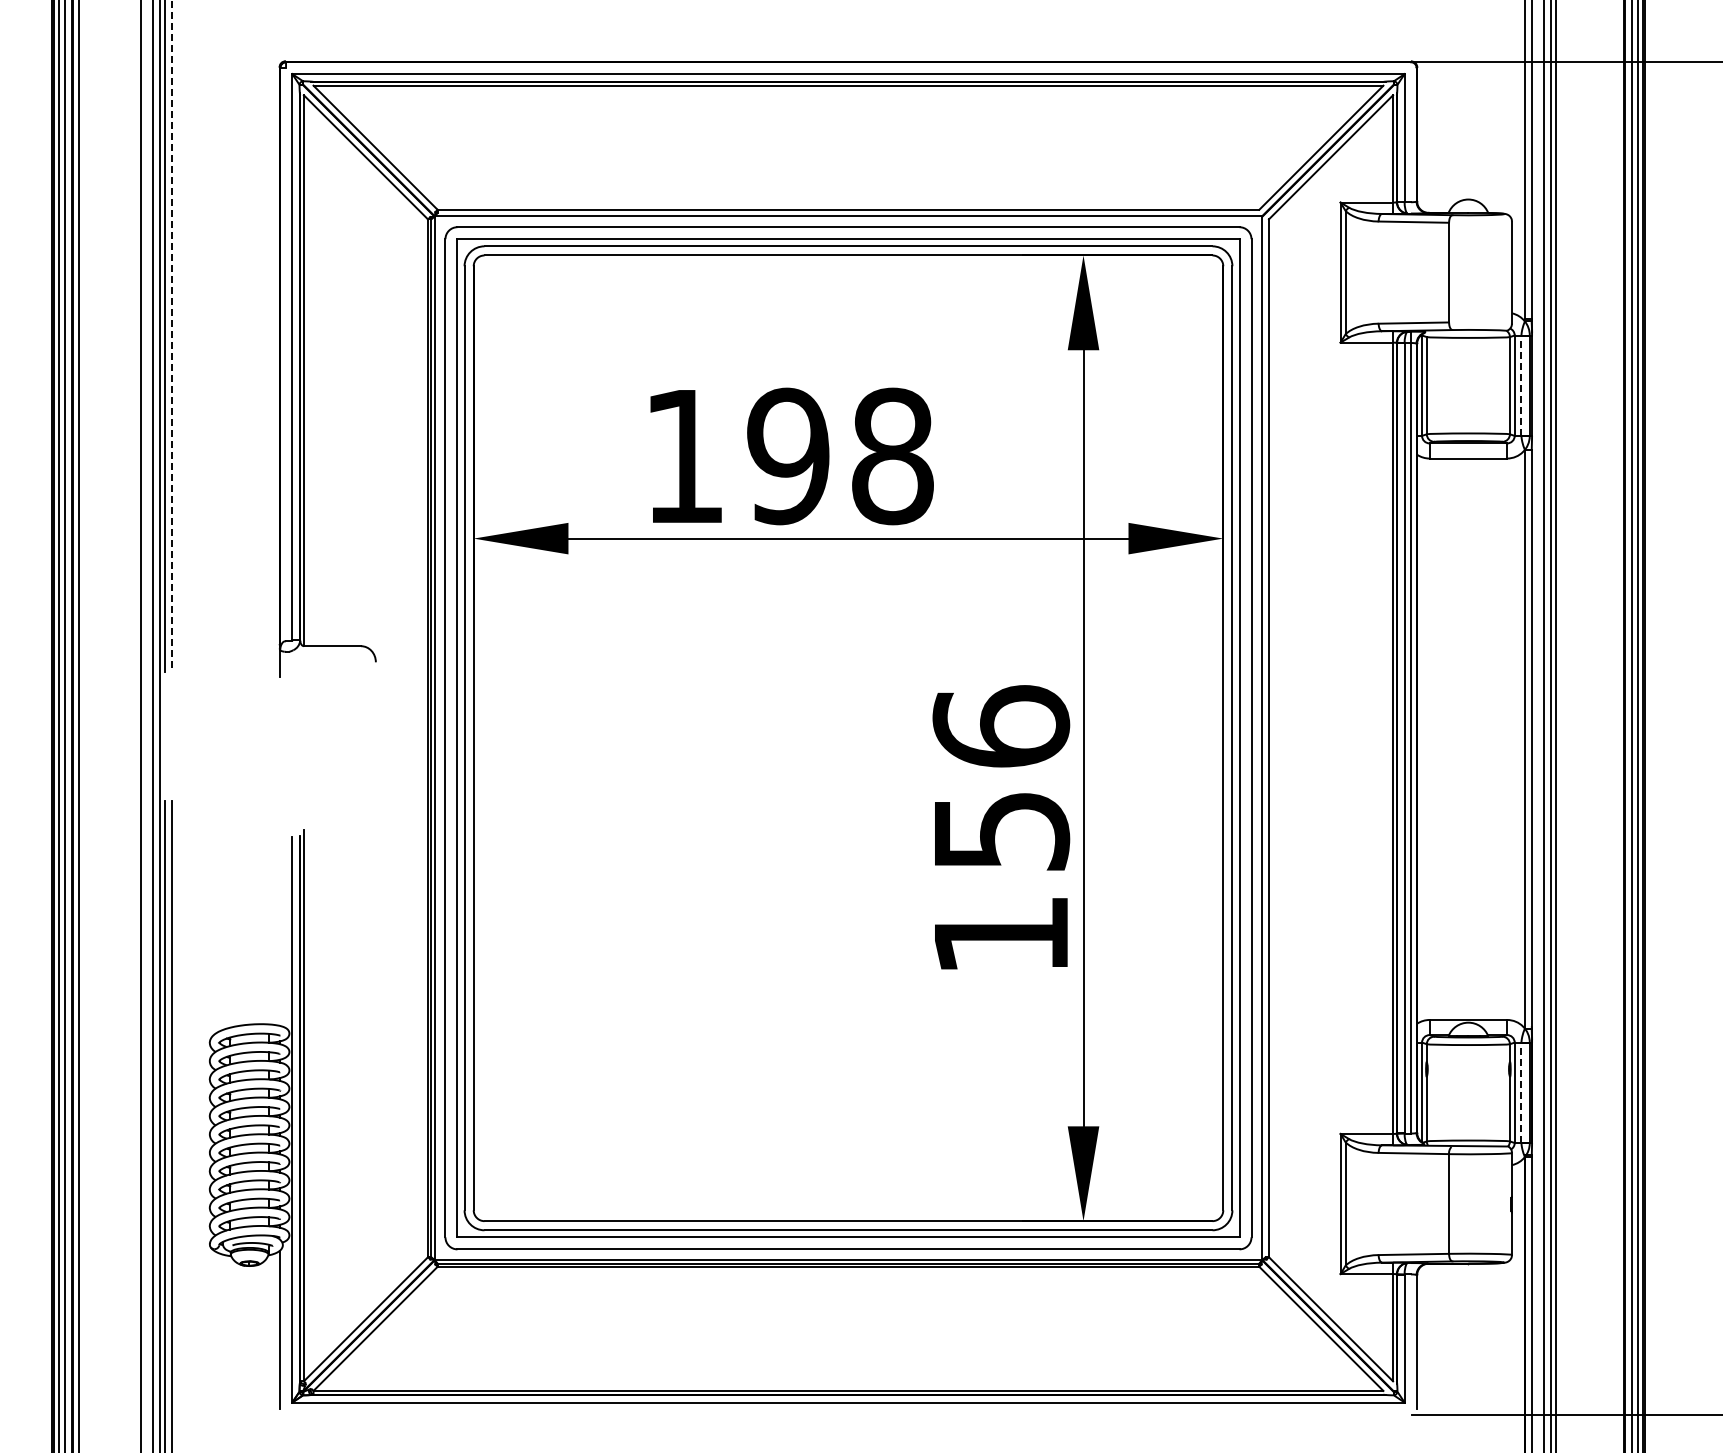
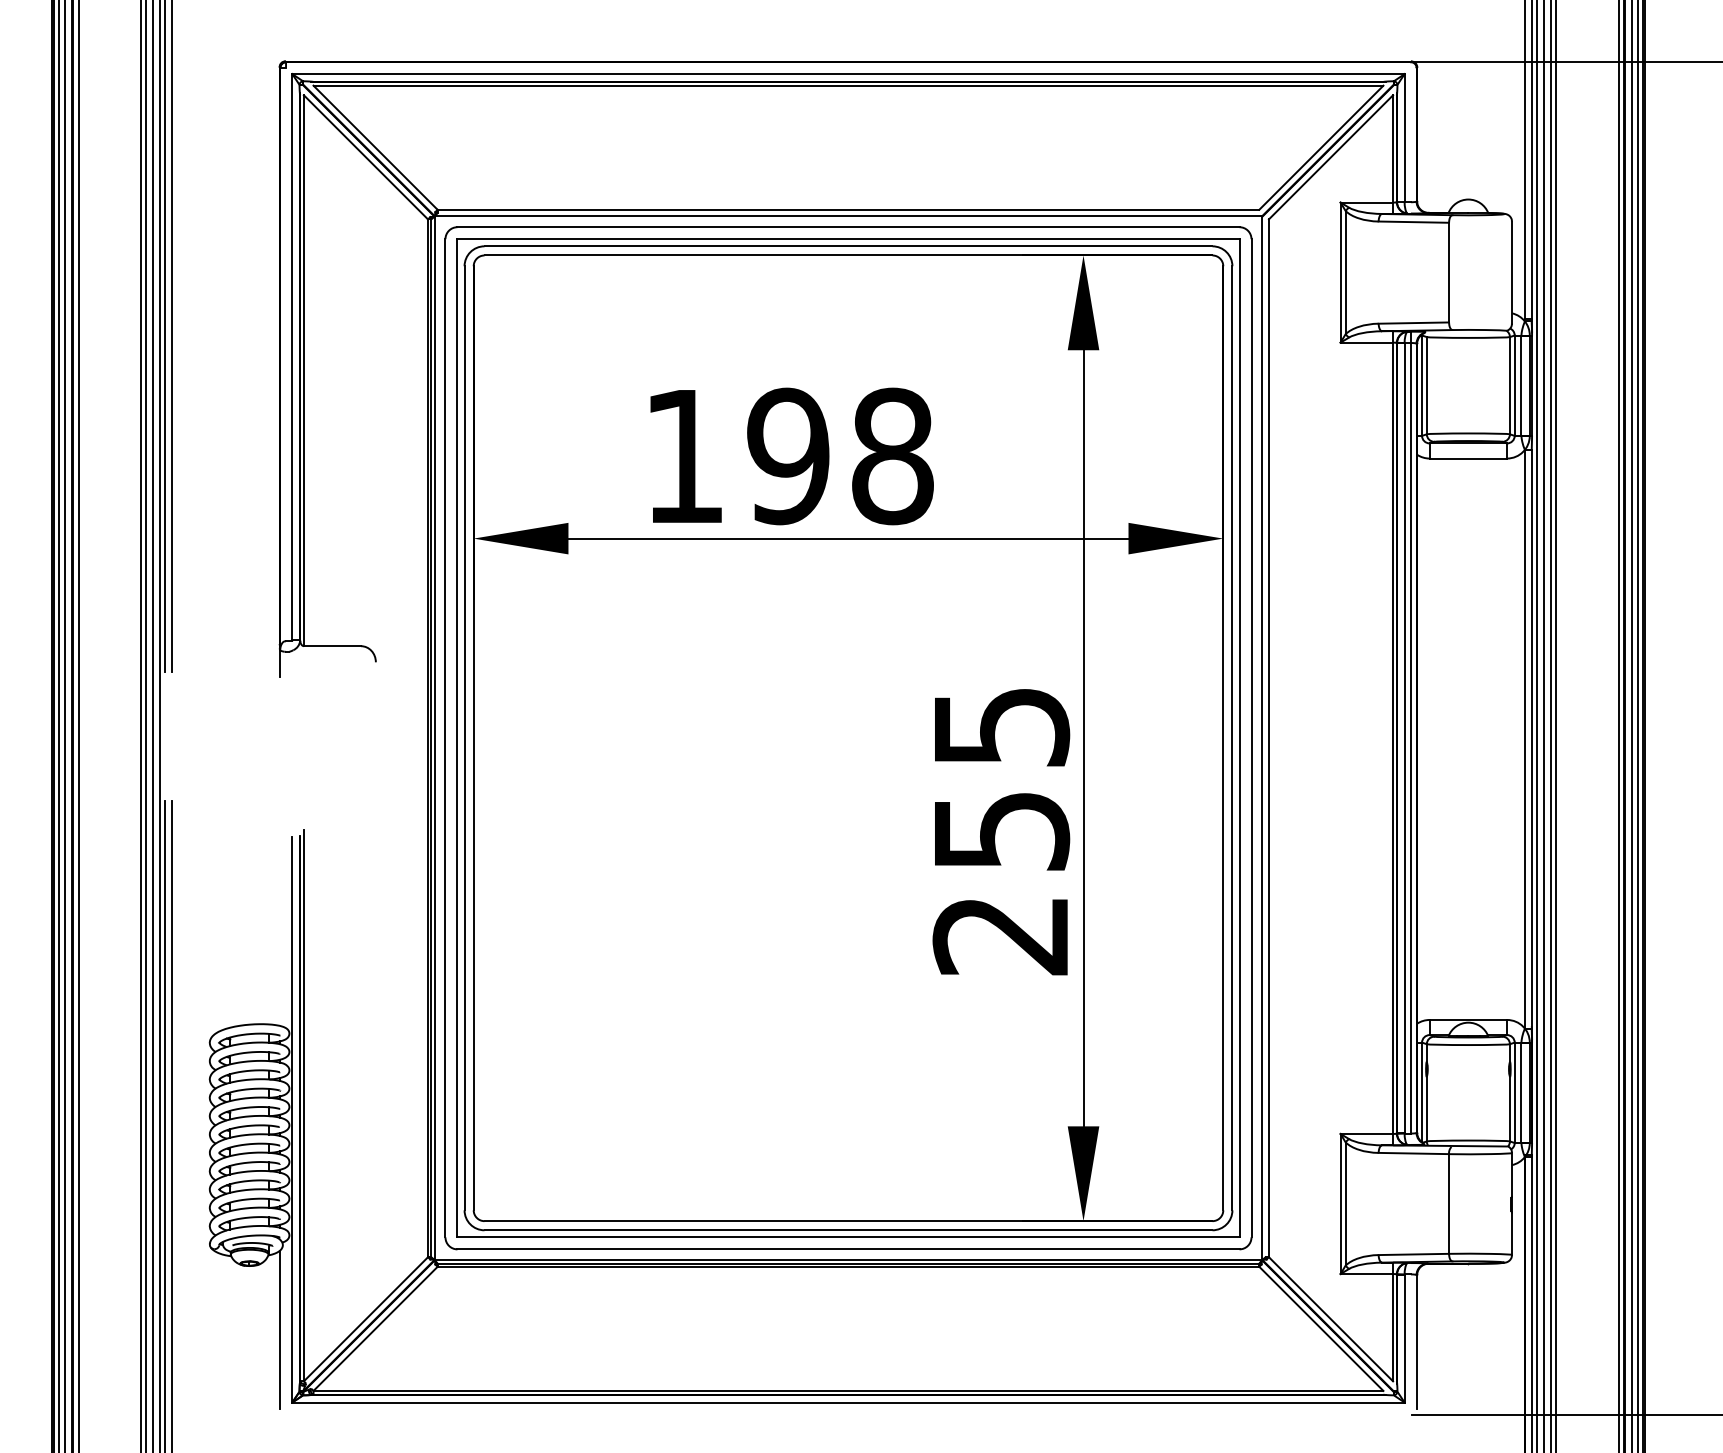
line: dashed -> solid (172, 336)
line: dashed -> solid (1521, 385)
line: none -> present (146, 725)
line: none -> present (1536, 725)
line: none -> present (1618, 725)
text: 156 -> 255 (1001, 830)
line: dashed -> solid (1521, 1092)
